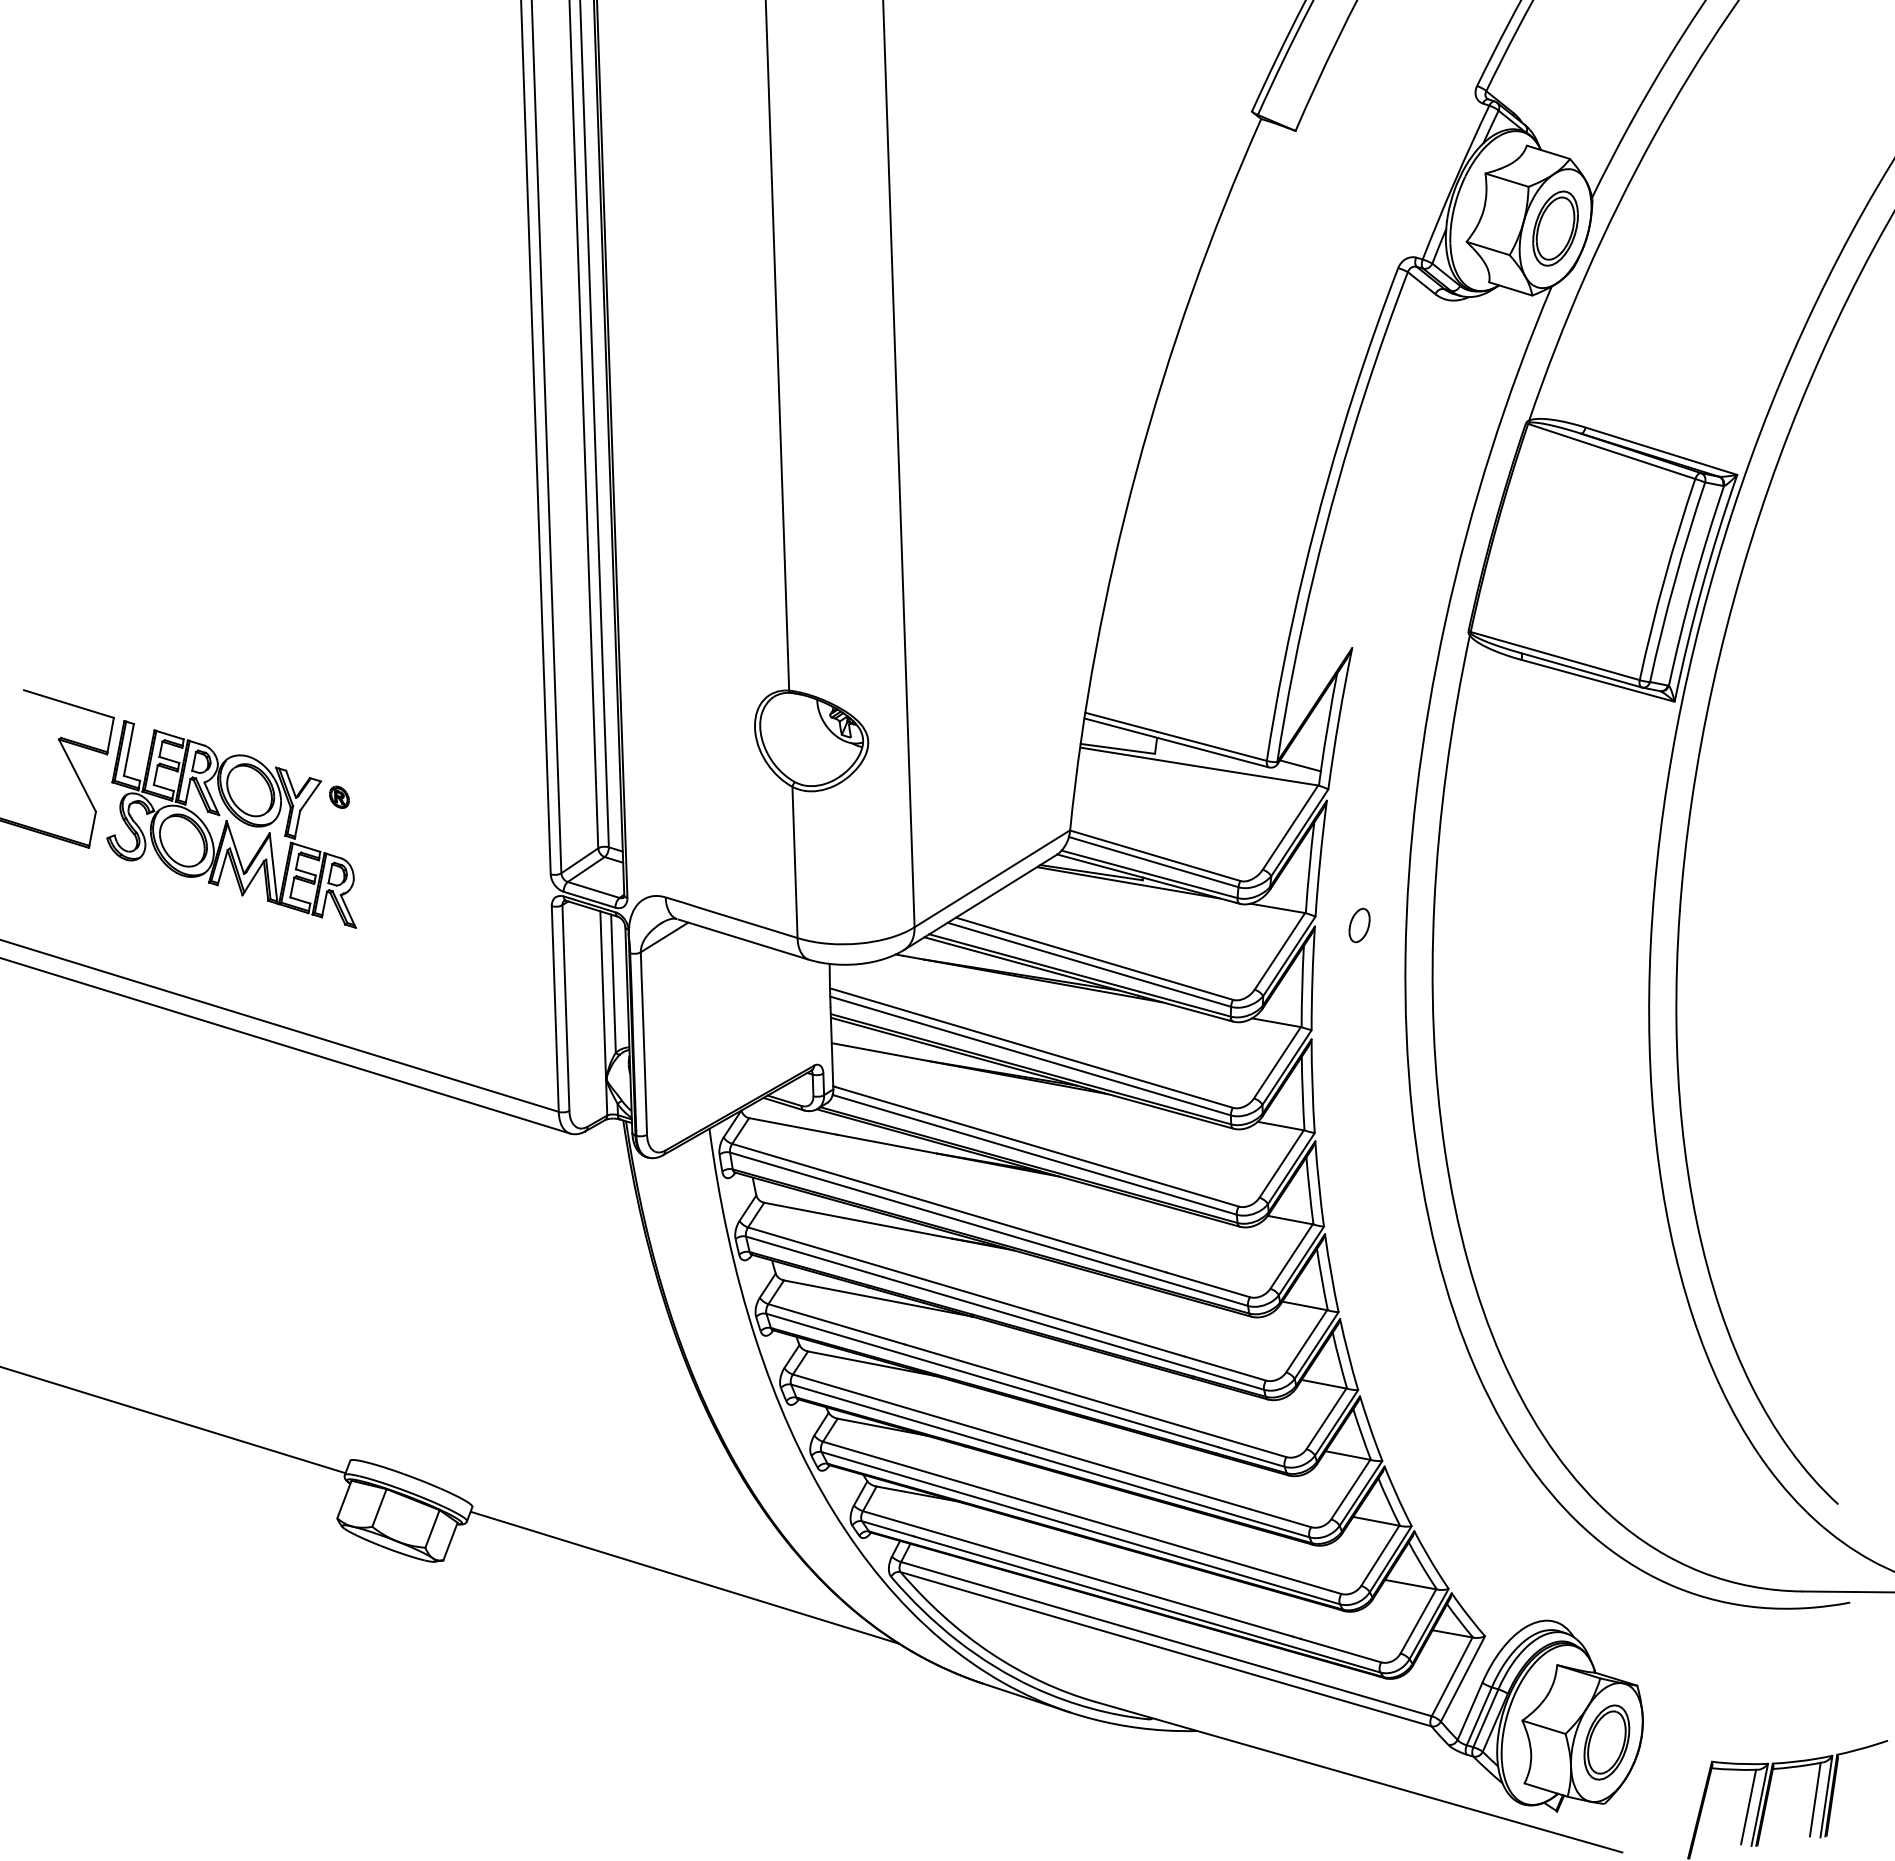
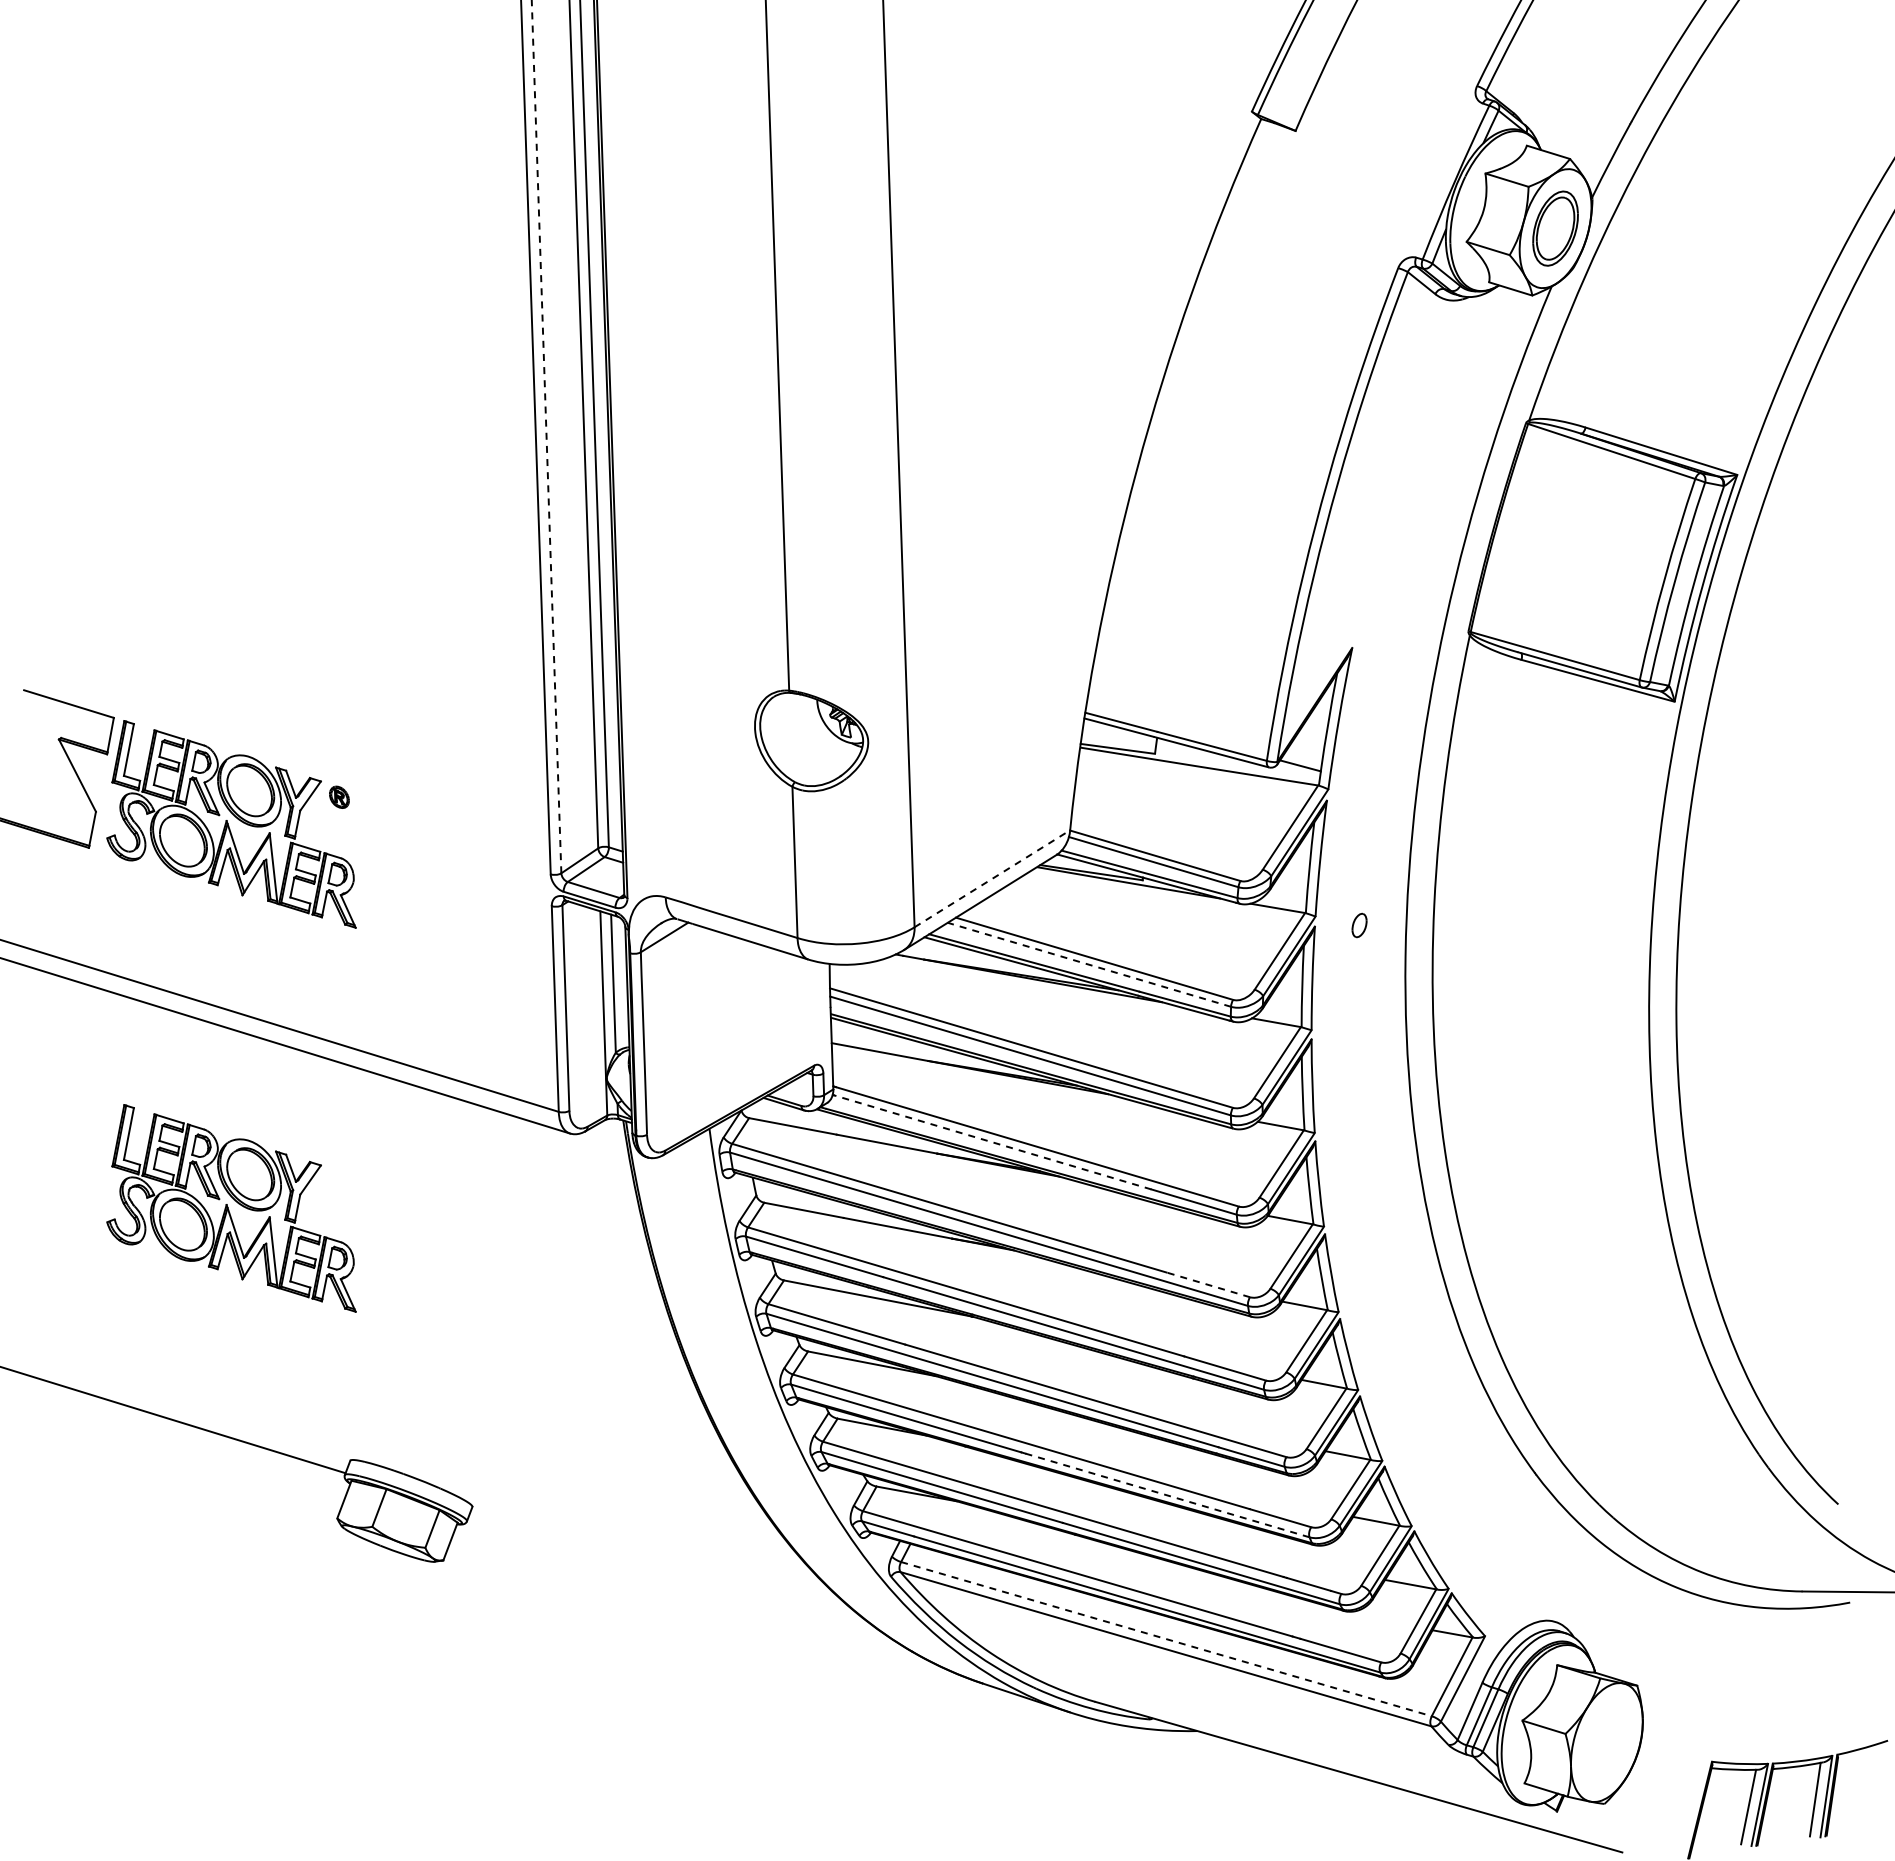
line: solid -> dashed (546, 436)
line: solid -> dashed (992, 878)
part size: 23x37 px -> 17x27 px (1359, 925)
line: solid -> dashed (1089, 964)
line: solid -> dashed (992, 1142)
part: none -> present (231, 1208)
line: solid -> dashed (1207, 1284)
line: solid -> dashed (1167, 1495)
line: present -> none (684, 1577)
line: solid -> dashed (1166, 1639)
part: present -> none (1606, 1742)
